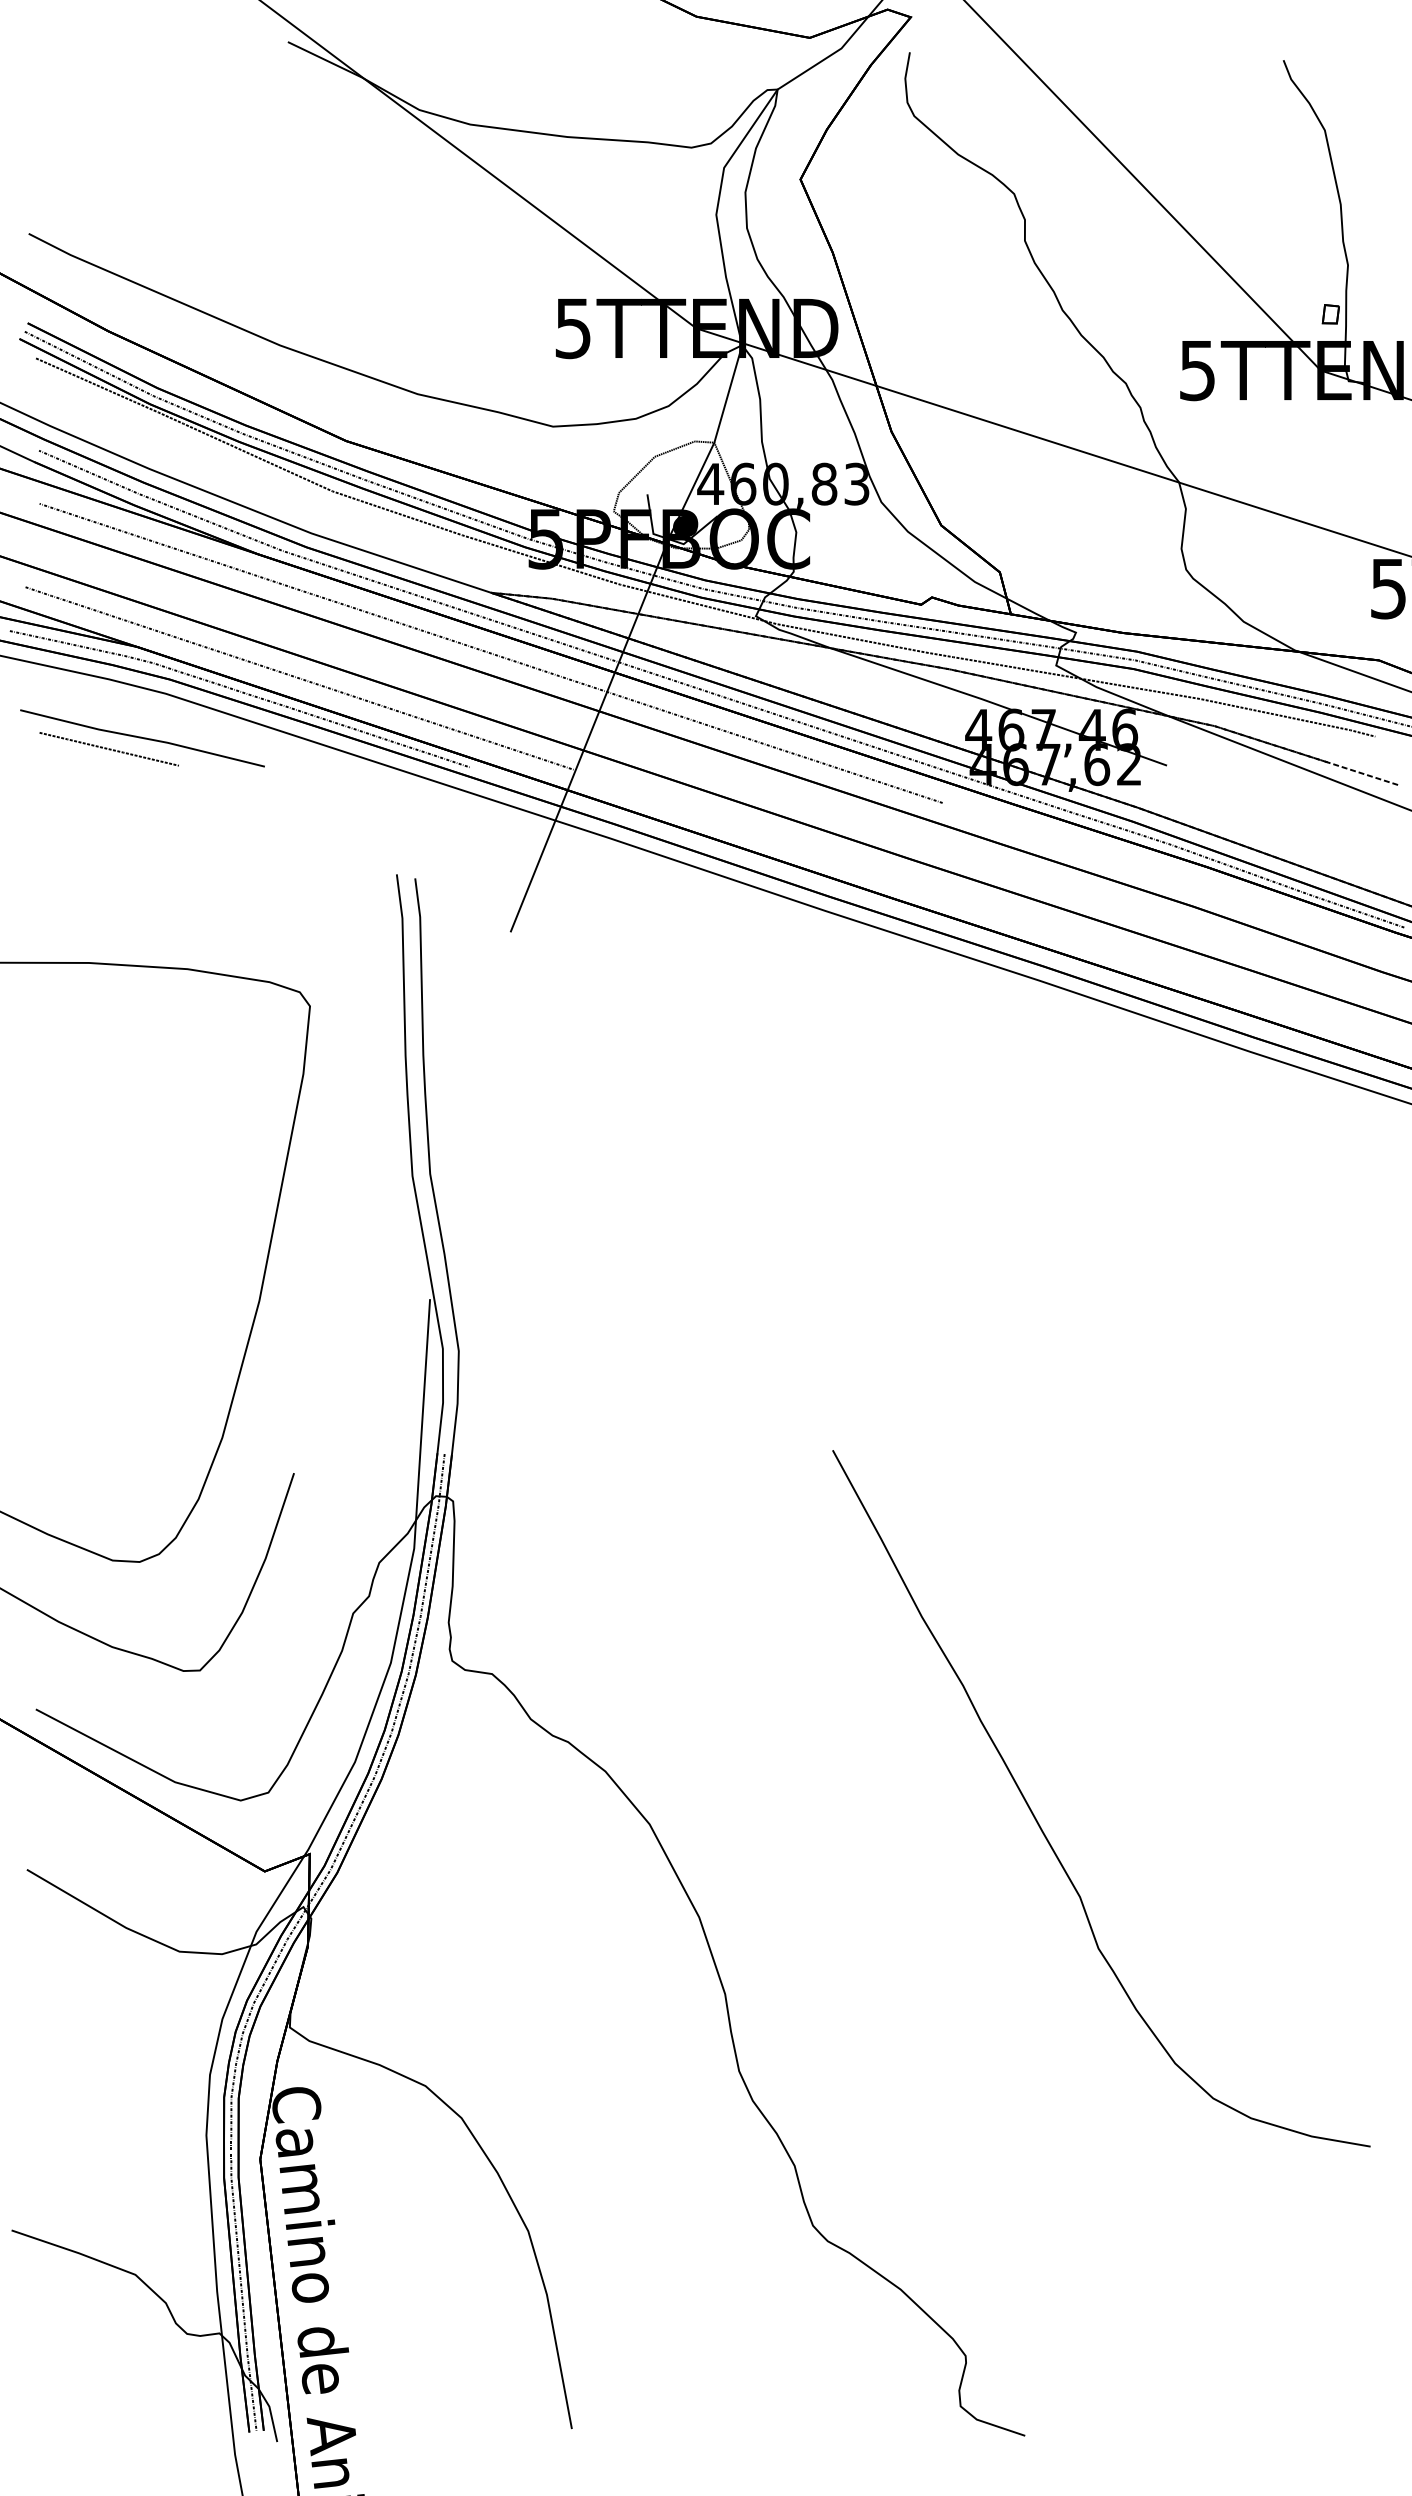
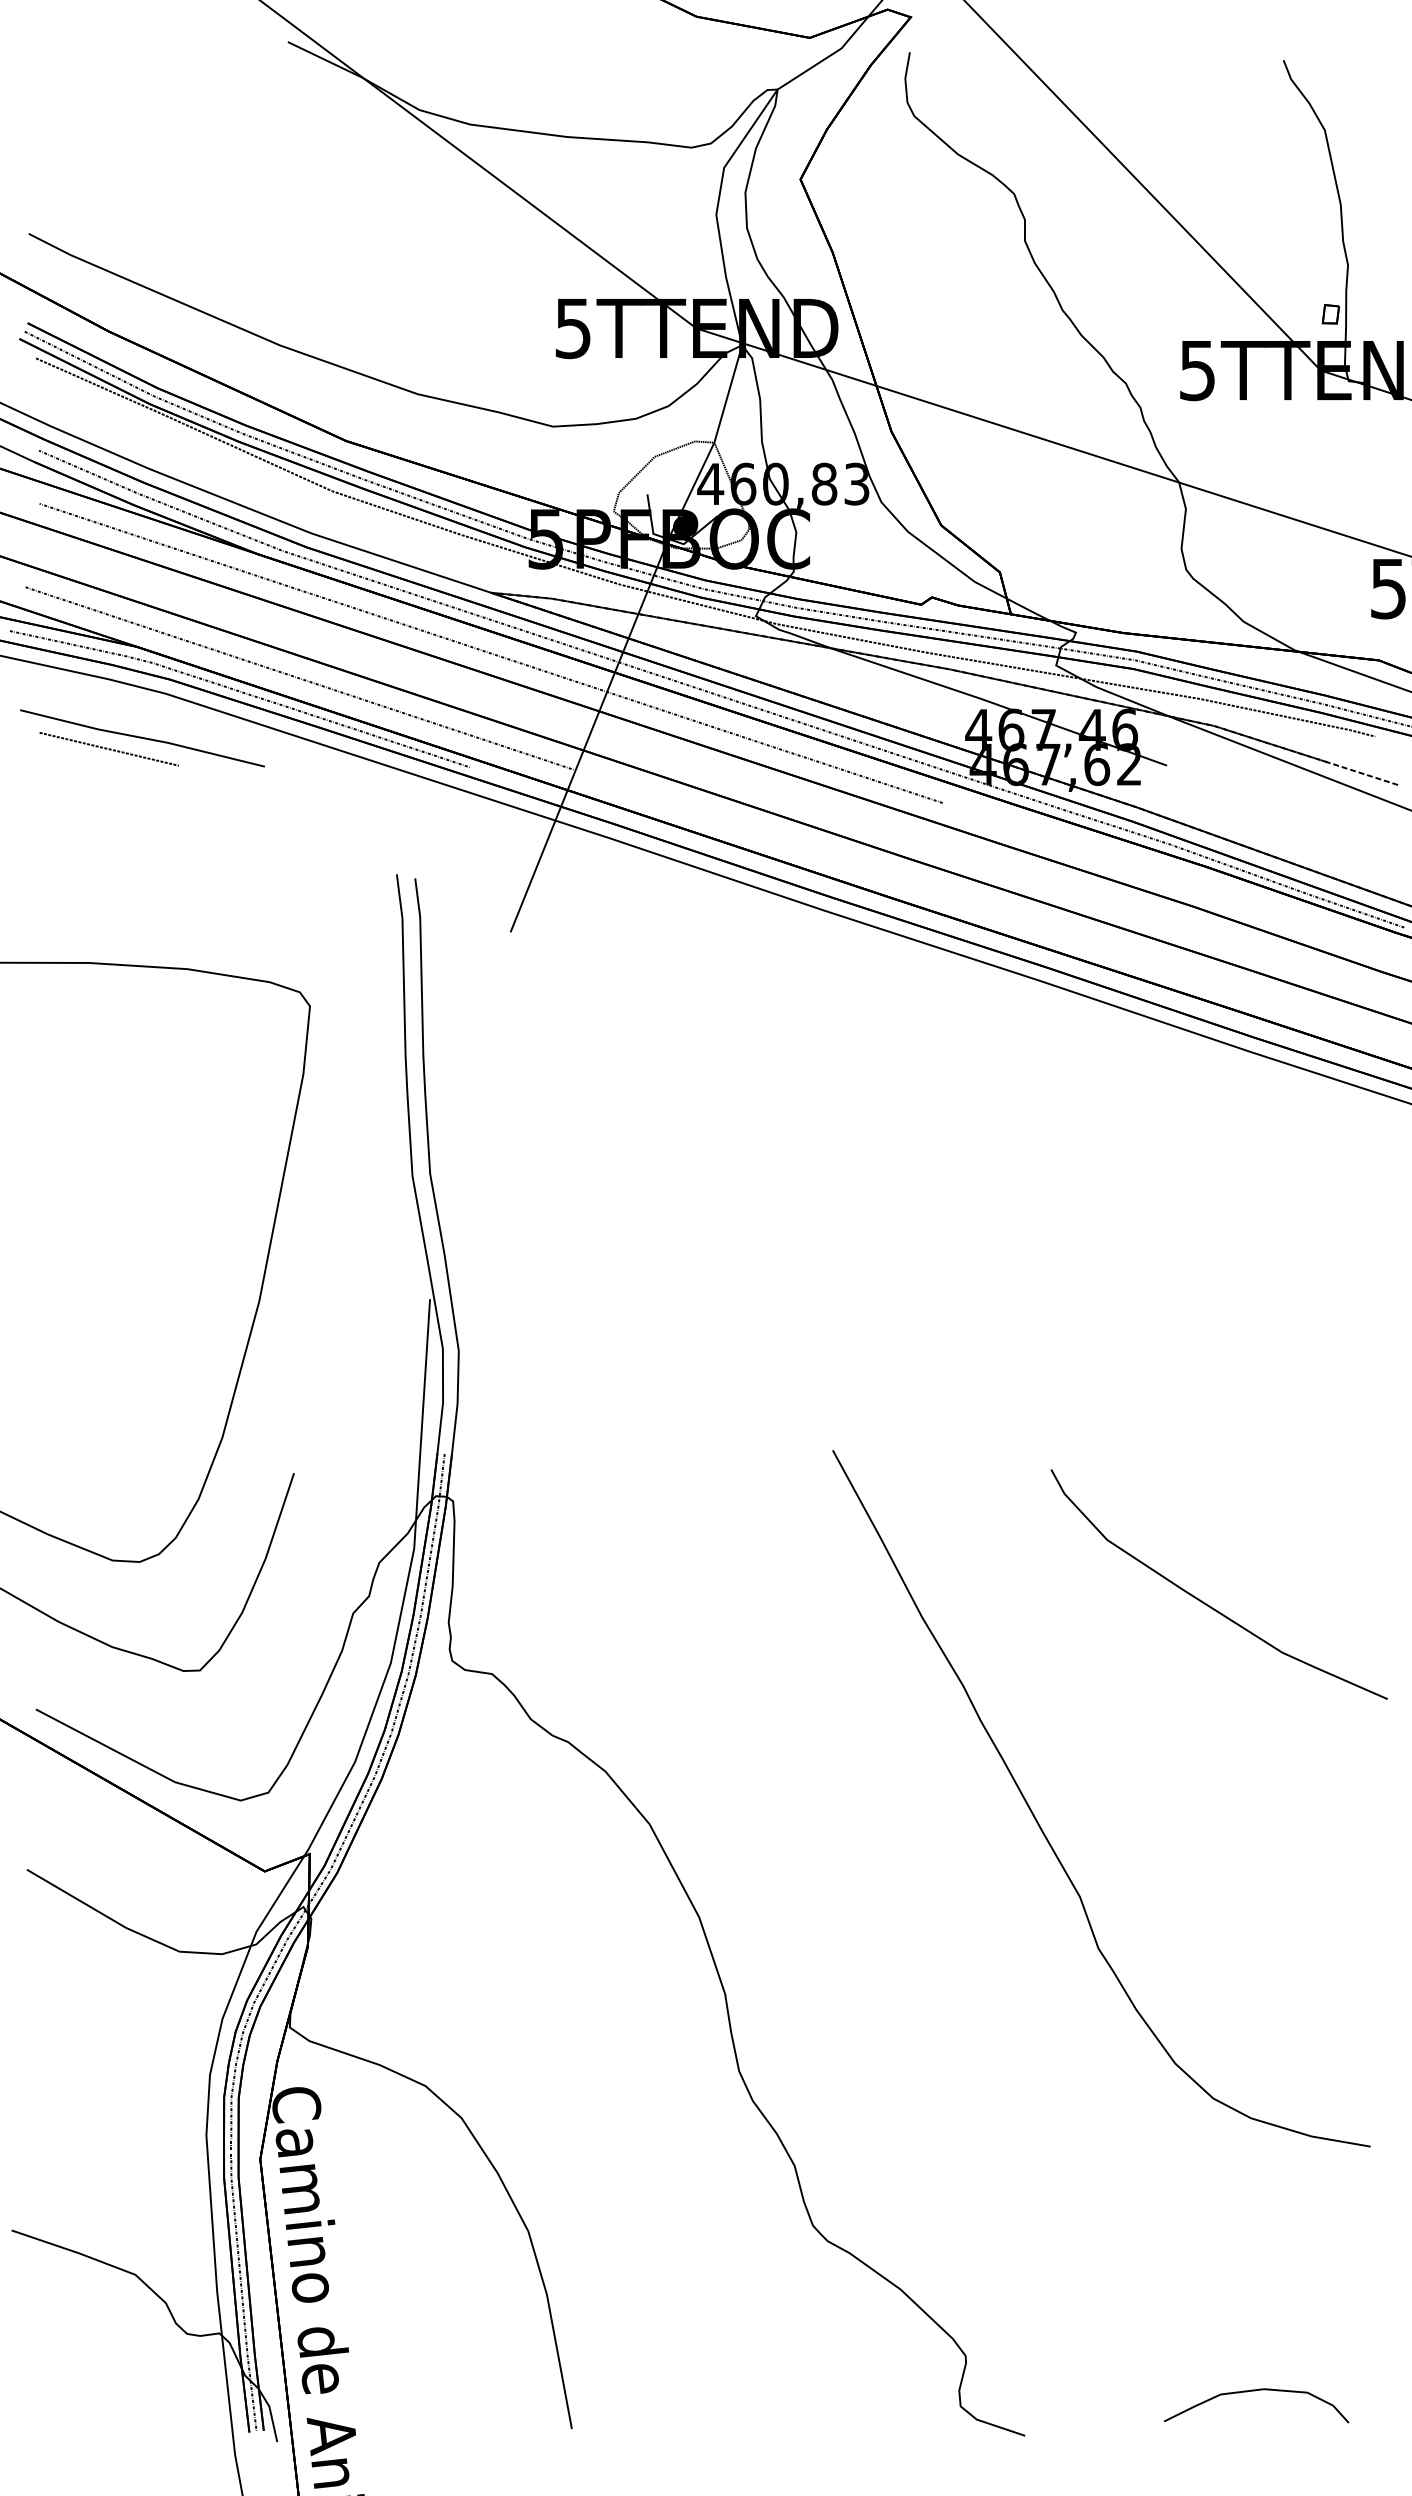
curve: none -> present (1205, 1602)
curve: none -> present (1255, 2391)
